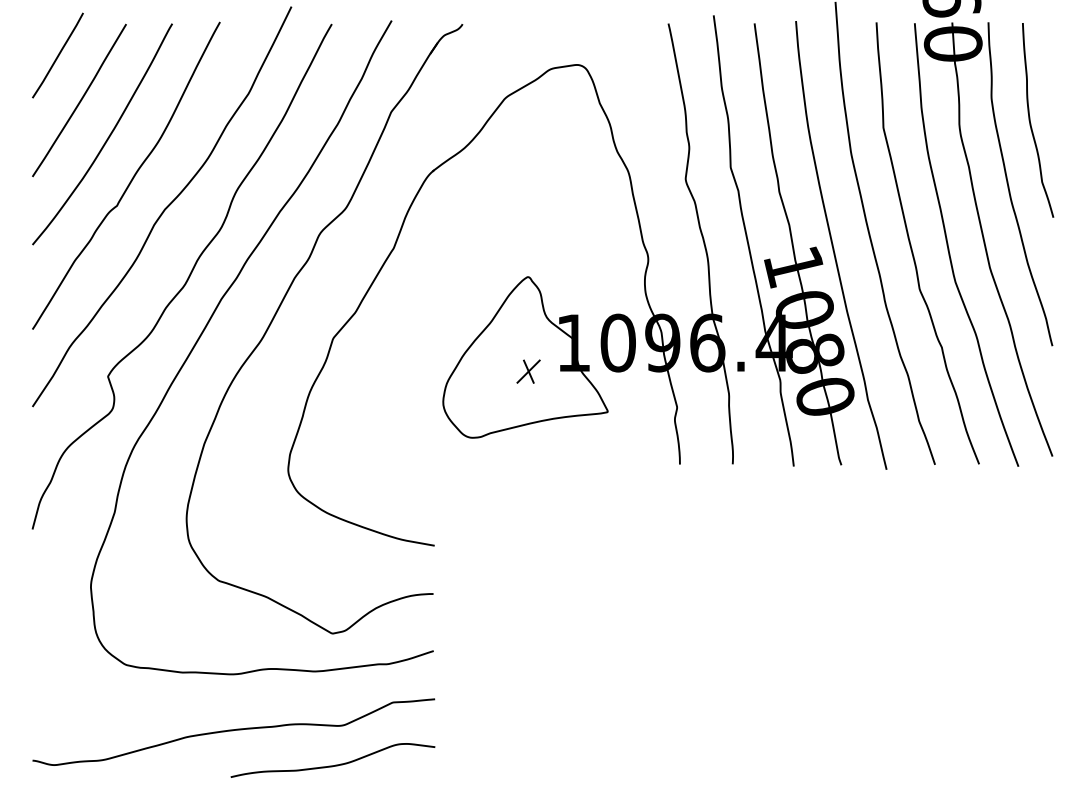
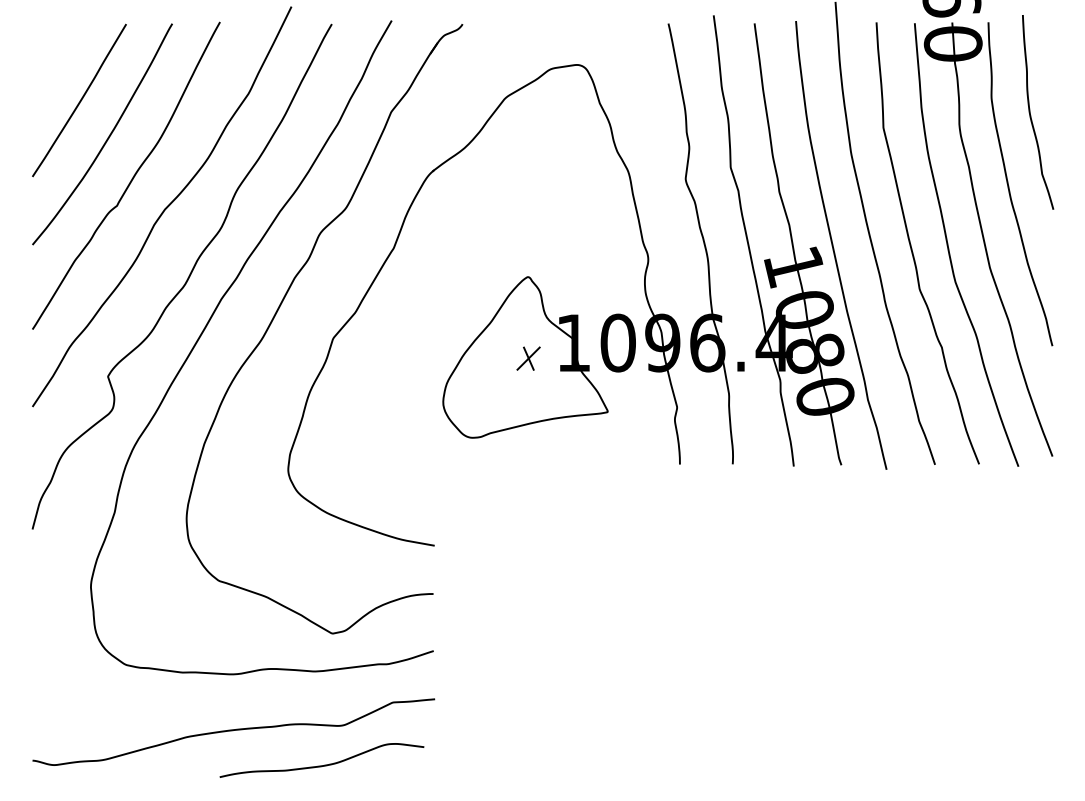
line: present -> none (57, 55)
curve position: (1031, 123) -> (1031, 115) (1031, 115)
part position: (528, 371) -> (528, 358) (528, 358)
curve position: (335, 764) -> (324, 764) (324, 764)
